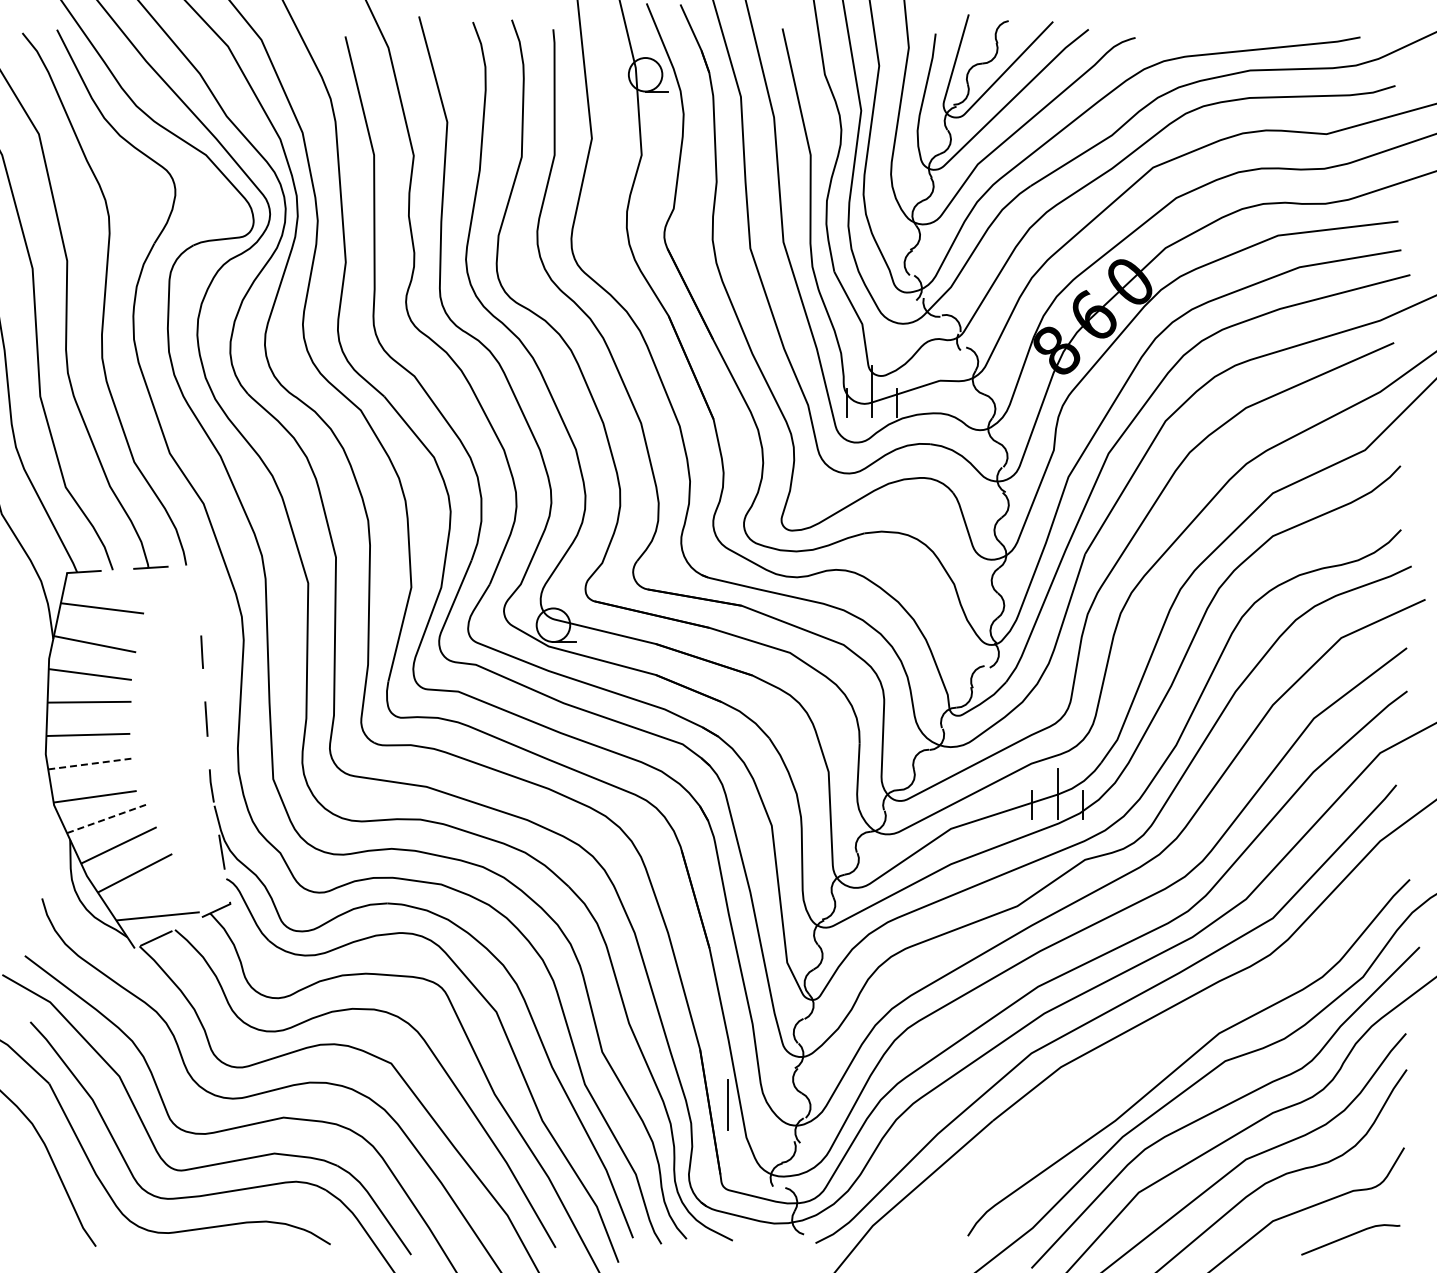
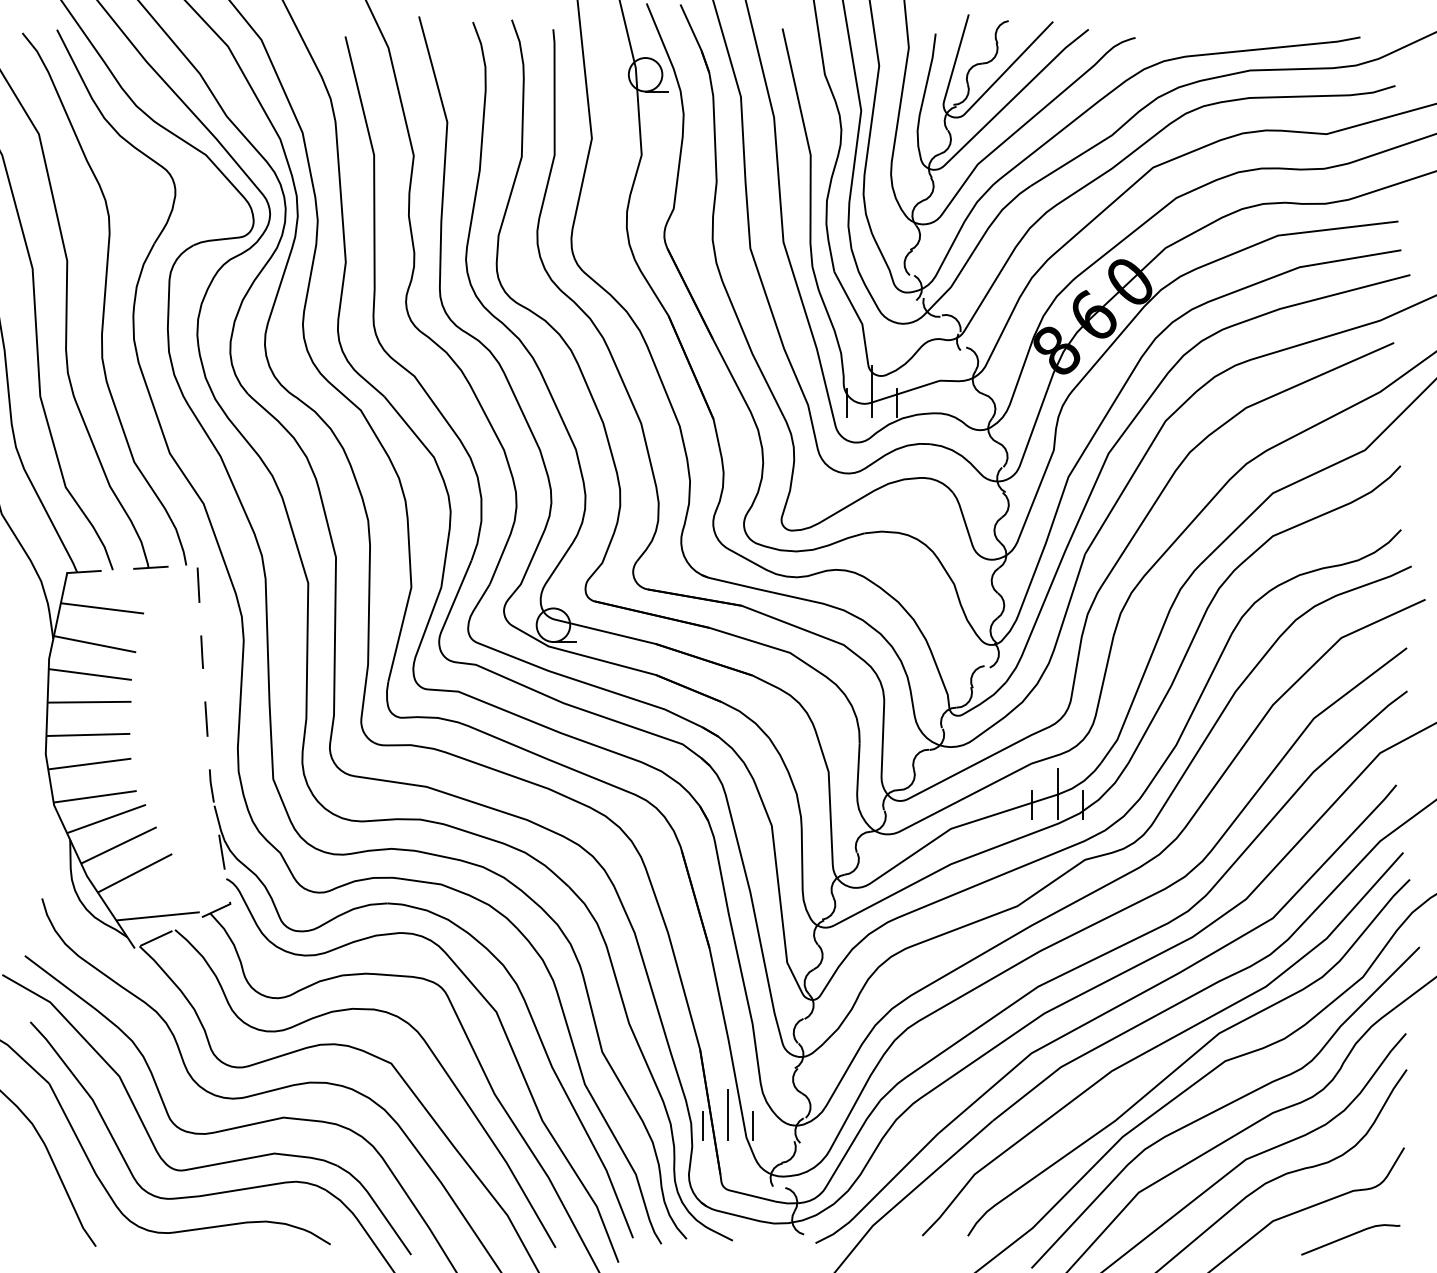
line: none -> present (198, 584)
line: dashed -> solid (89, 764)
line: dashed -> solid (106, 818)
curve: none -> present (1162, 1044)
line position: (727, 1104) -> (727, 1114) (727, 1114)
line: none -> present (702, 1125)
line: none -> present (752, 1125)
